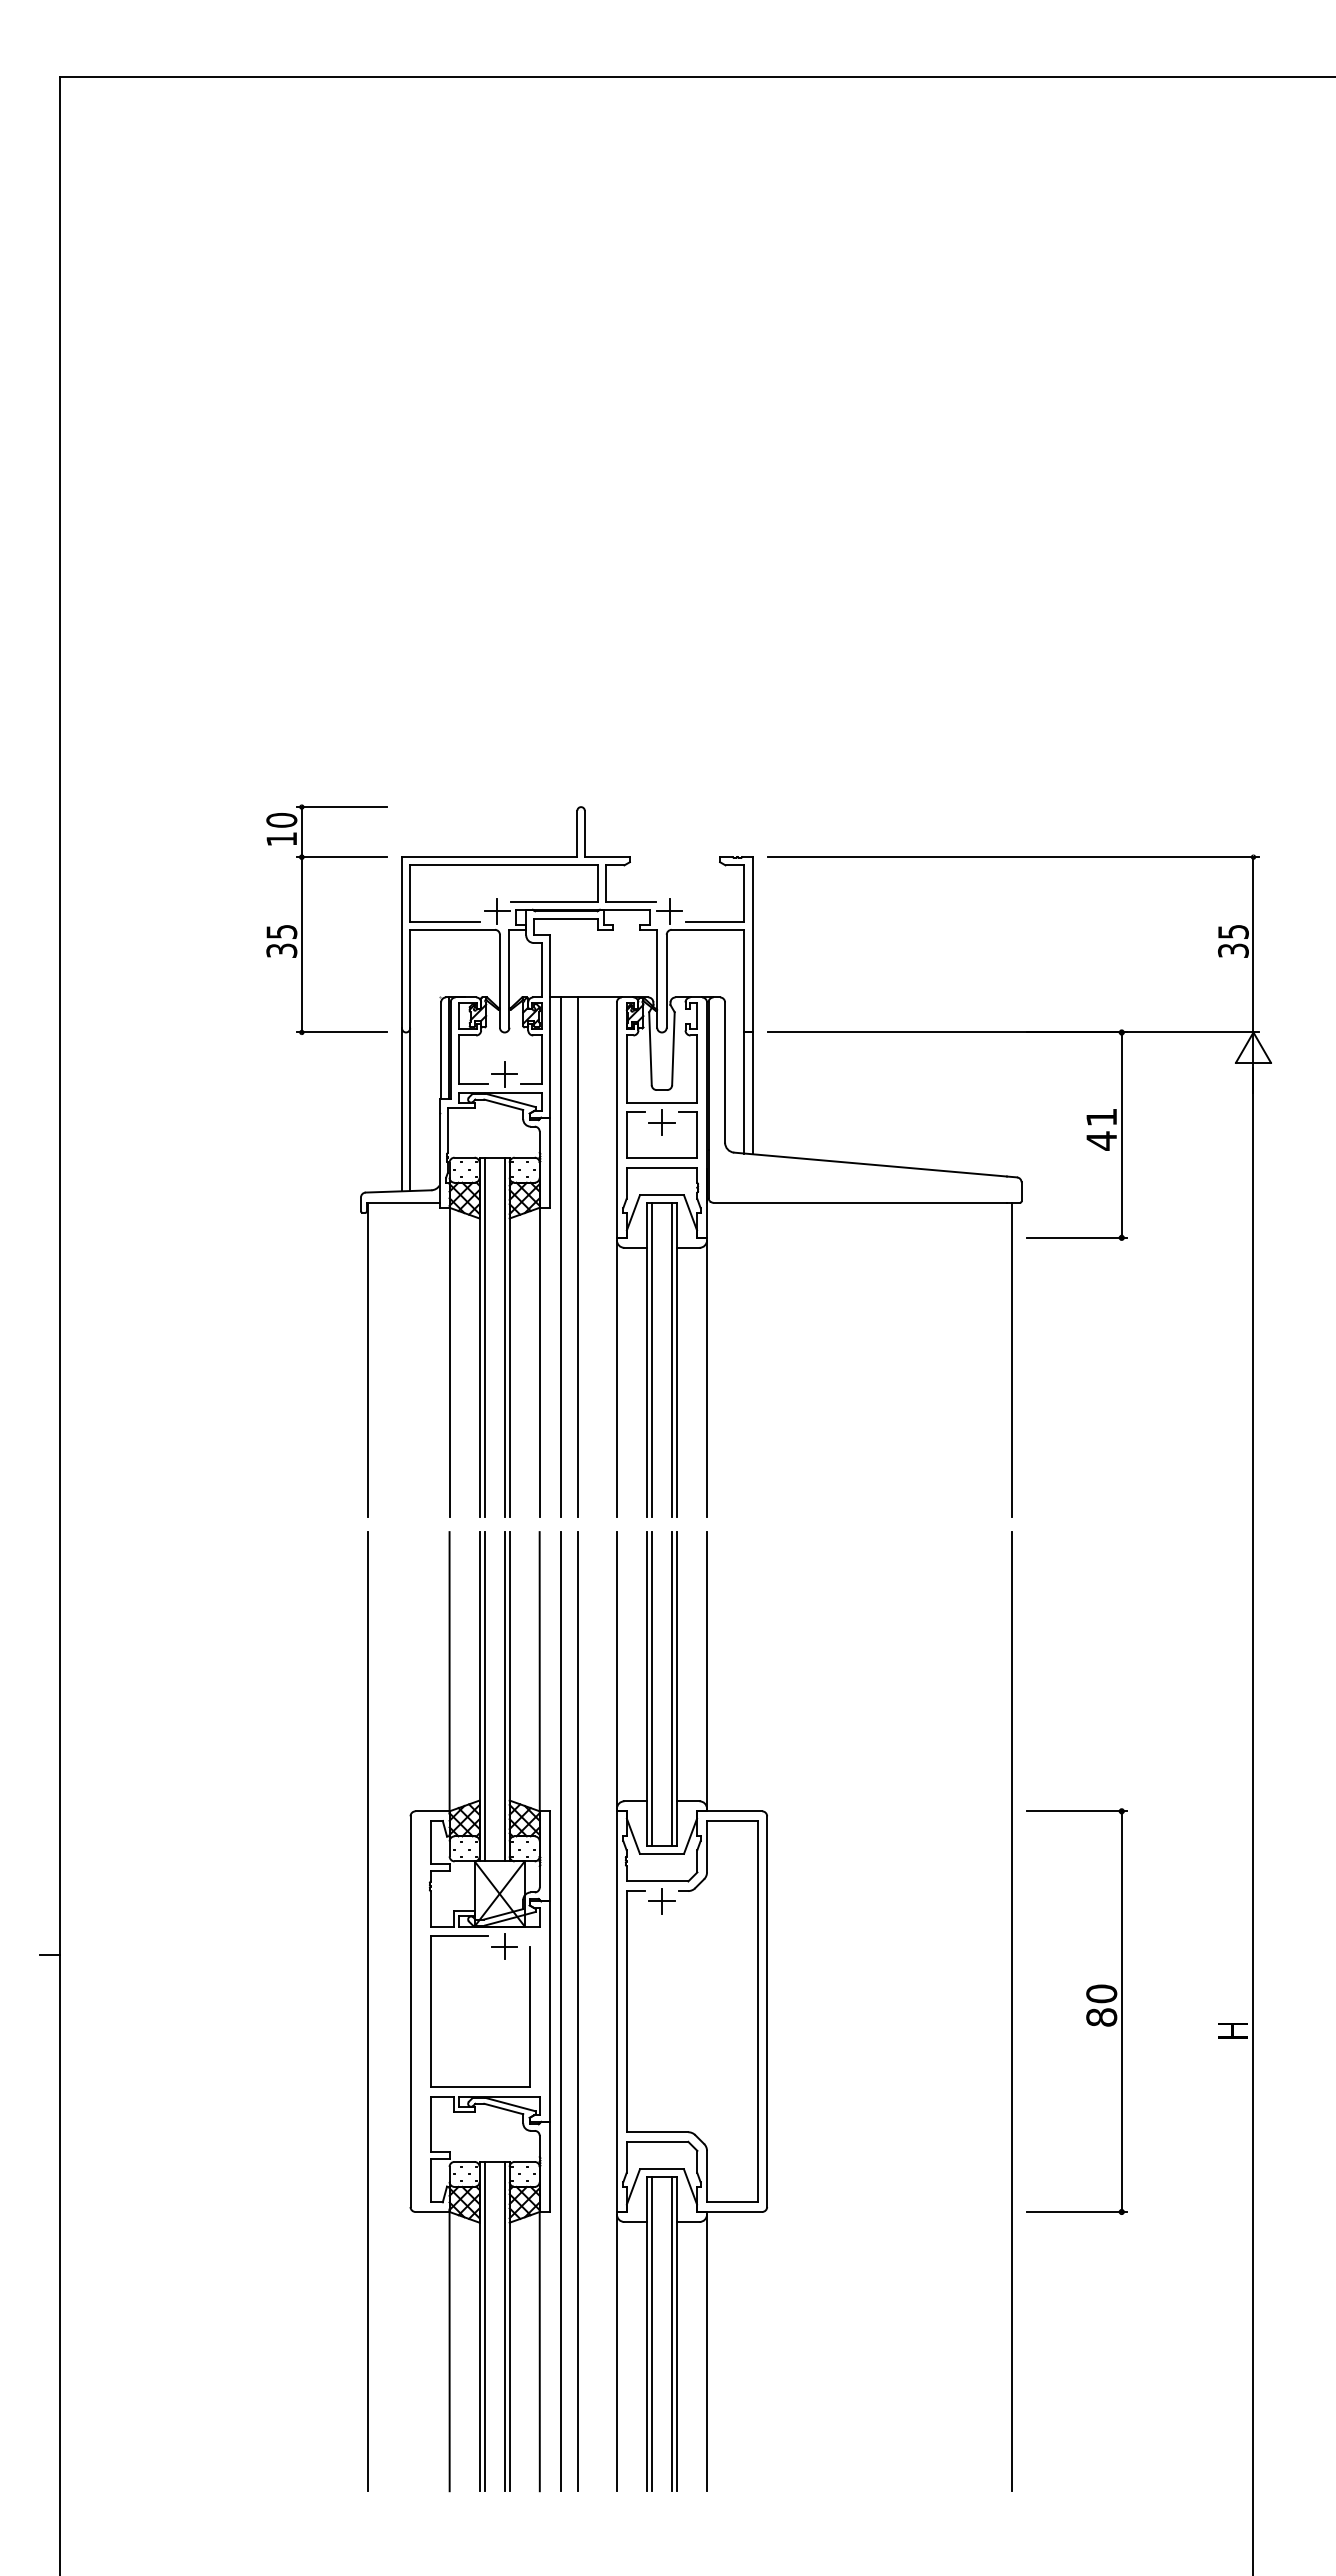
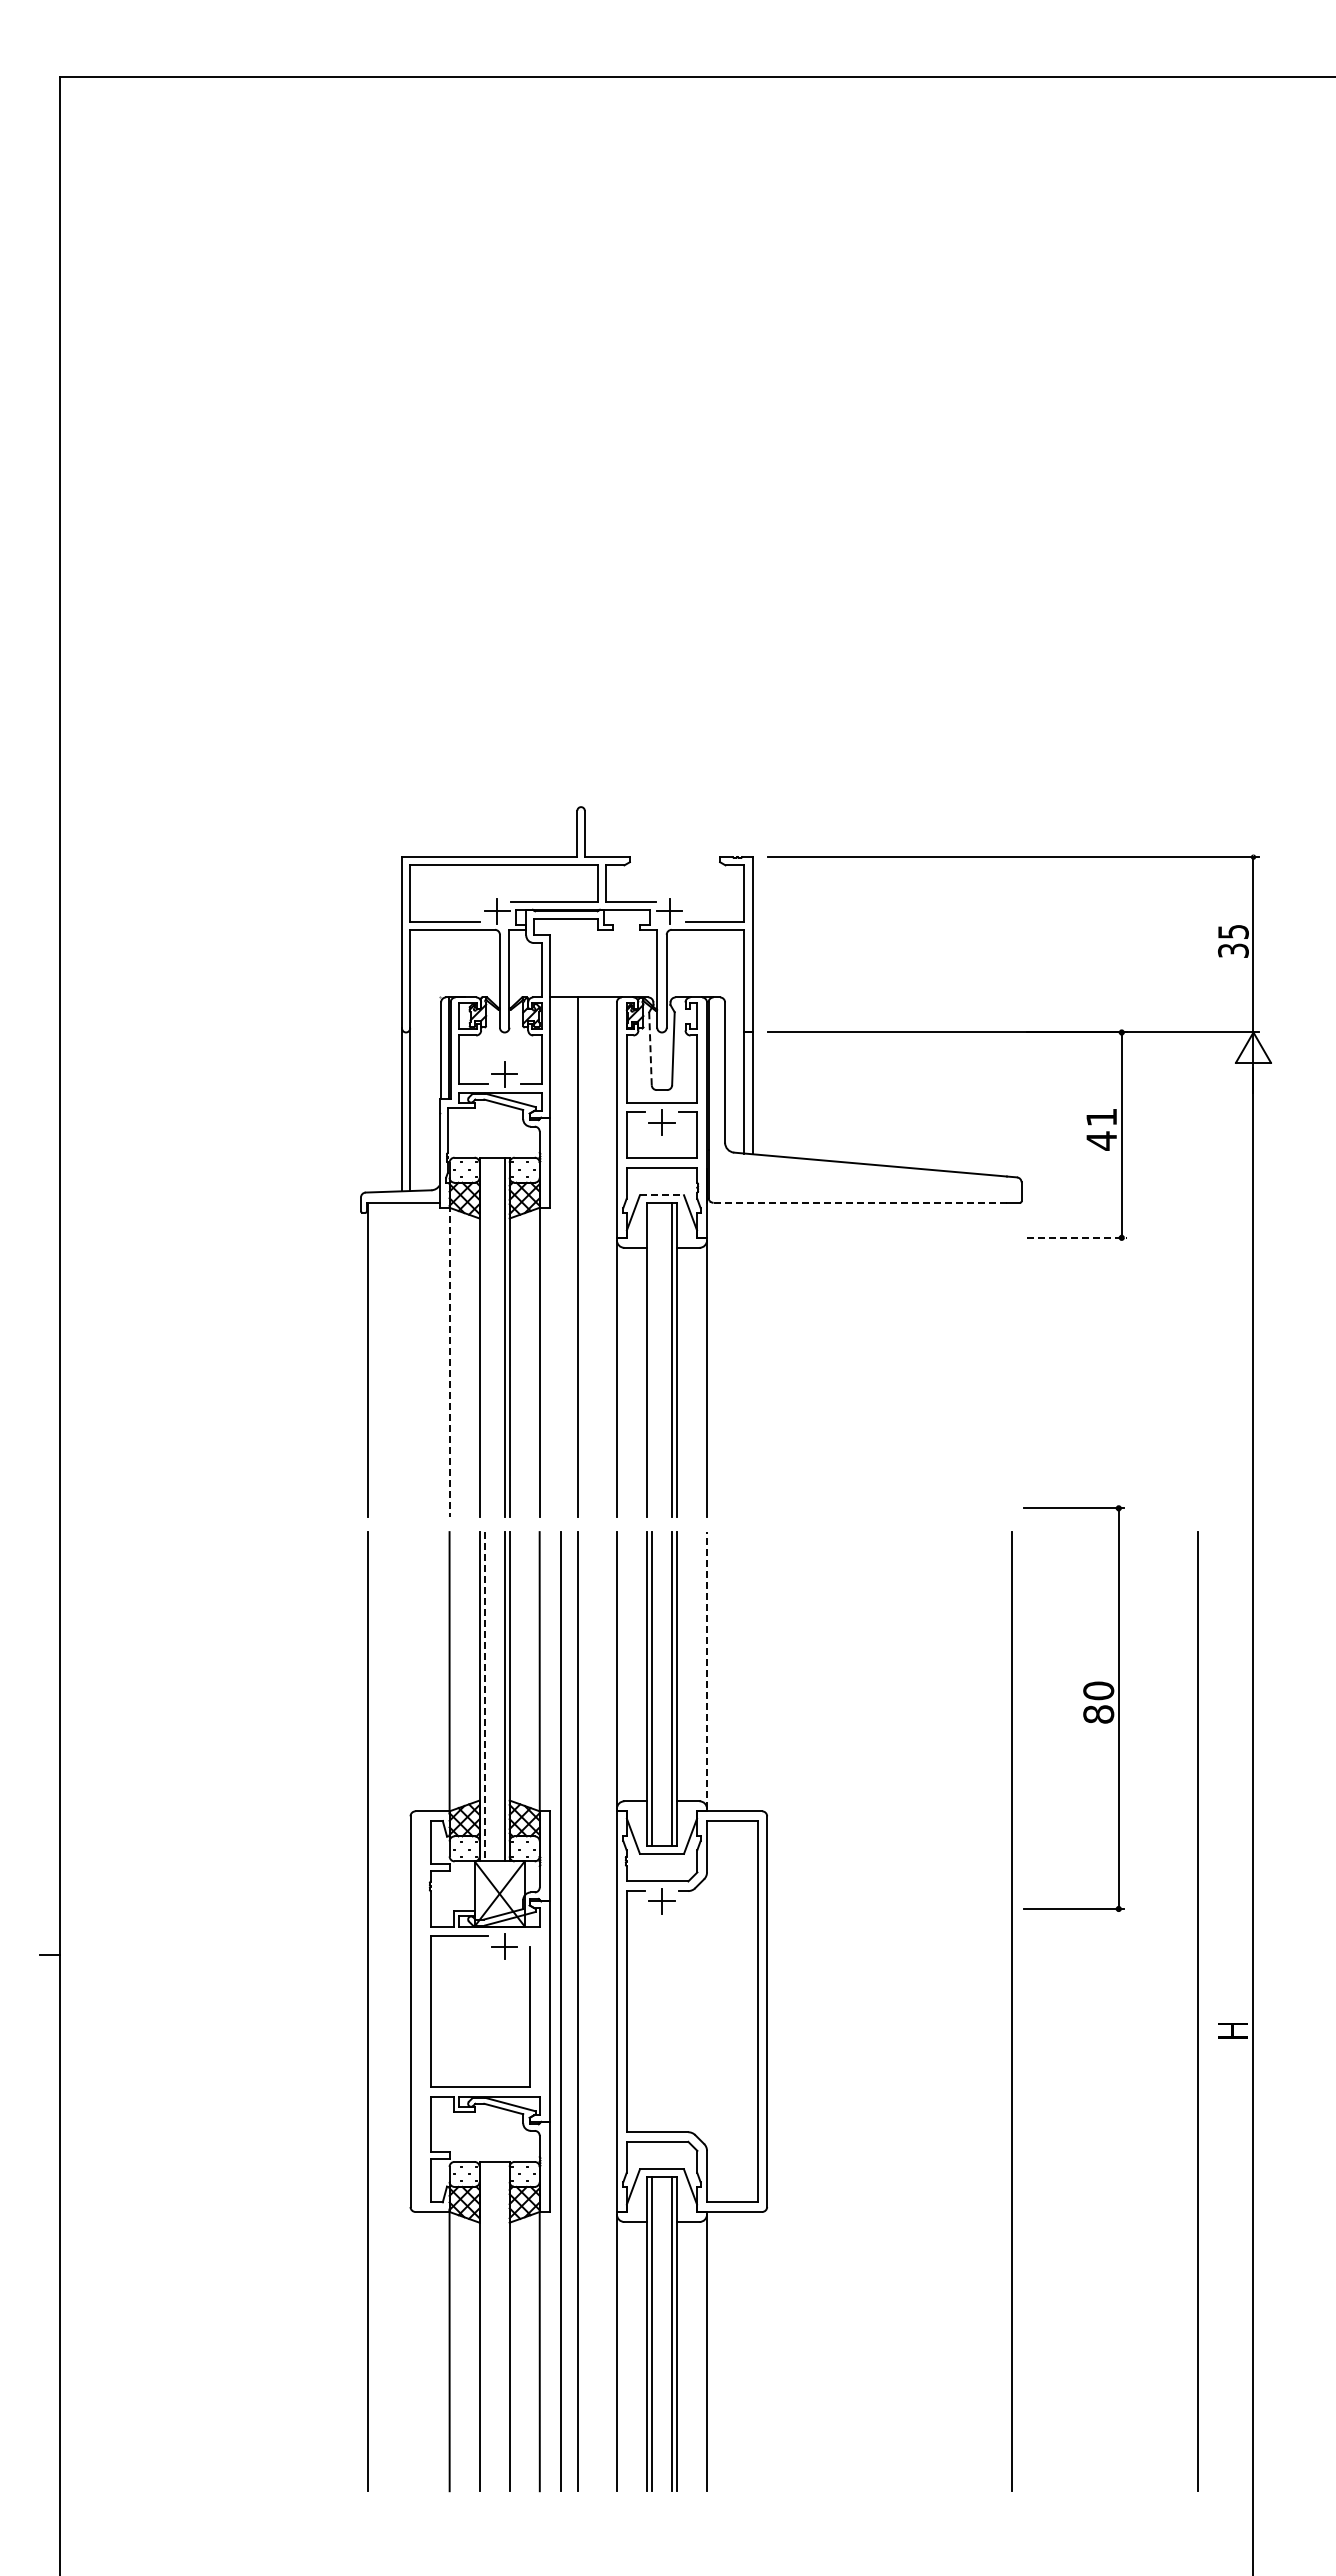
part: present -> none (302, 919)
line: solid -> dashed (650, 1048)
line: solid -> dashed (662, 1195)
line: solid -> dashed (860, 1202)
line: solid -> dashed (1077, 1237)
line: present -> none (560, 1257)
line: present -> none (484, 1337)
line: present -> none (651, 1359)
line: present -> none (1011, 1359)
line: solid -> dashed (449, 1361)
line: solid -> dashed (707, 1669)
line: solid -> dashed (484, 1696)
line: none -> present (1197, 2011)
part position: (1086, 2014) -> (1083, 1711) (1083, 1711)
line: present -> none (484, 2326)
line: present -> none (504, 2326)
